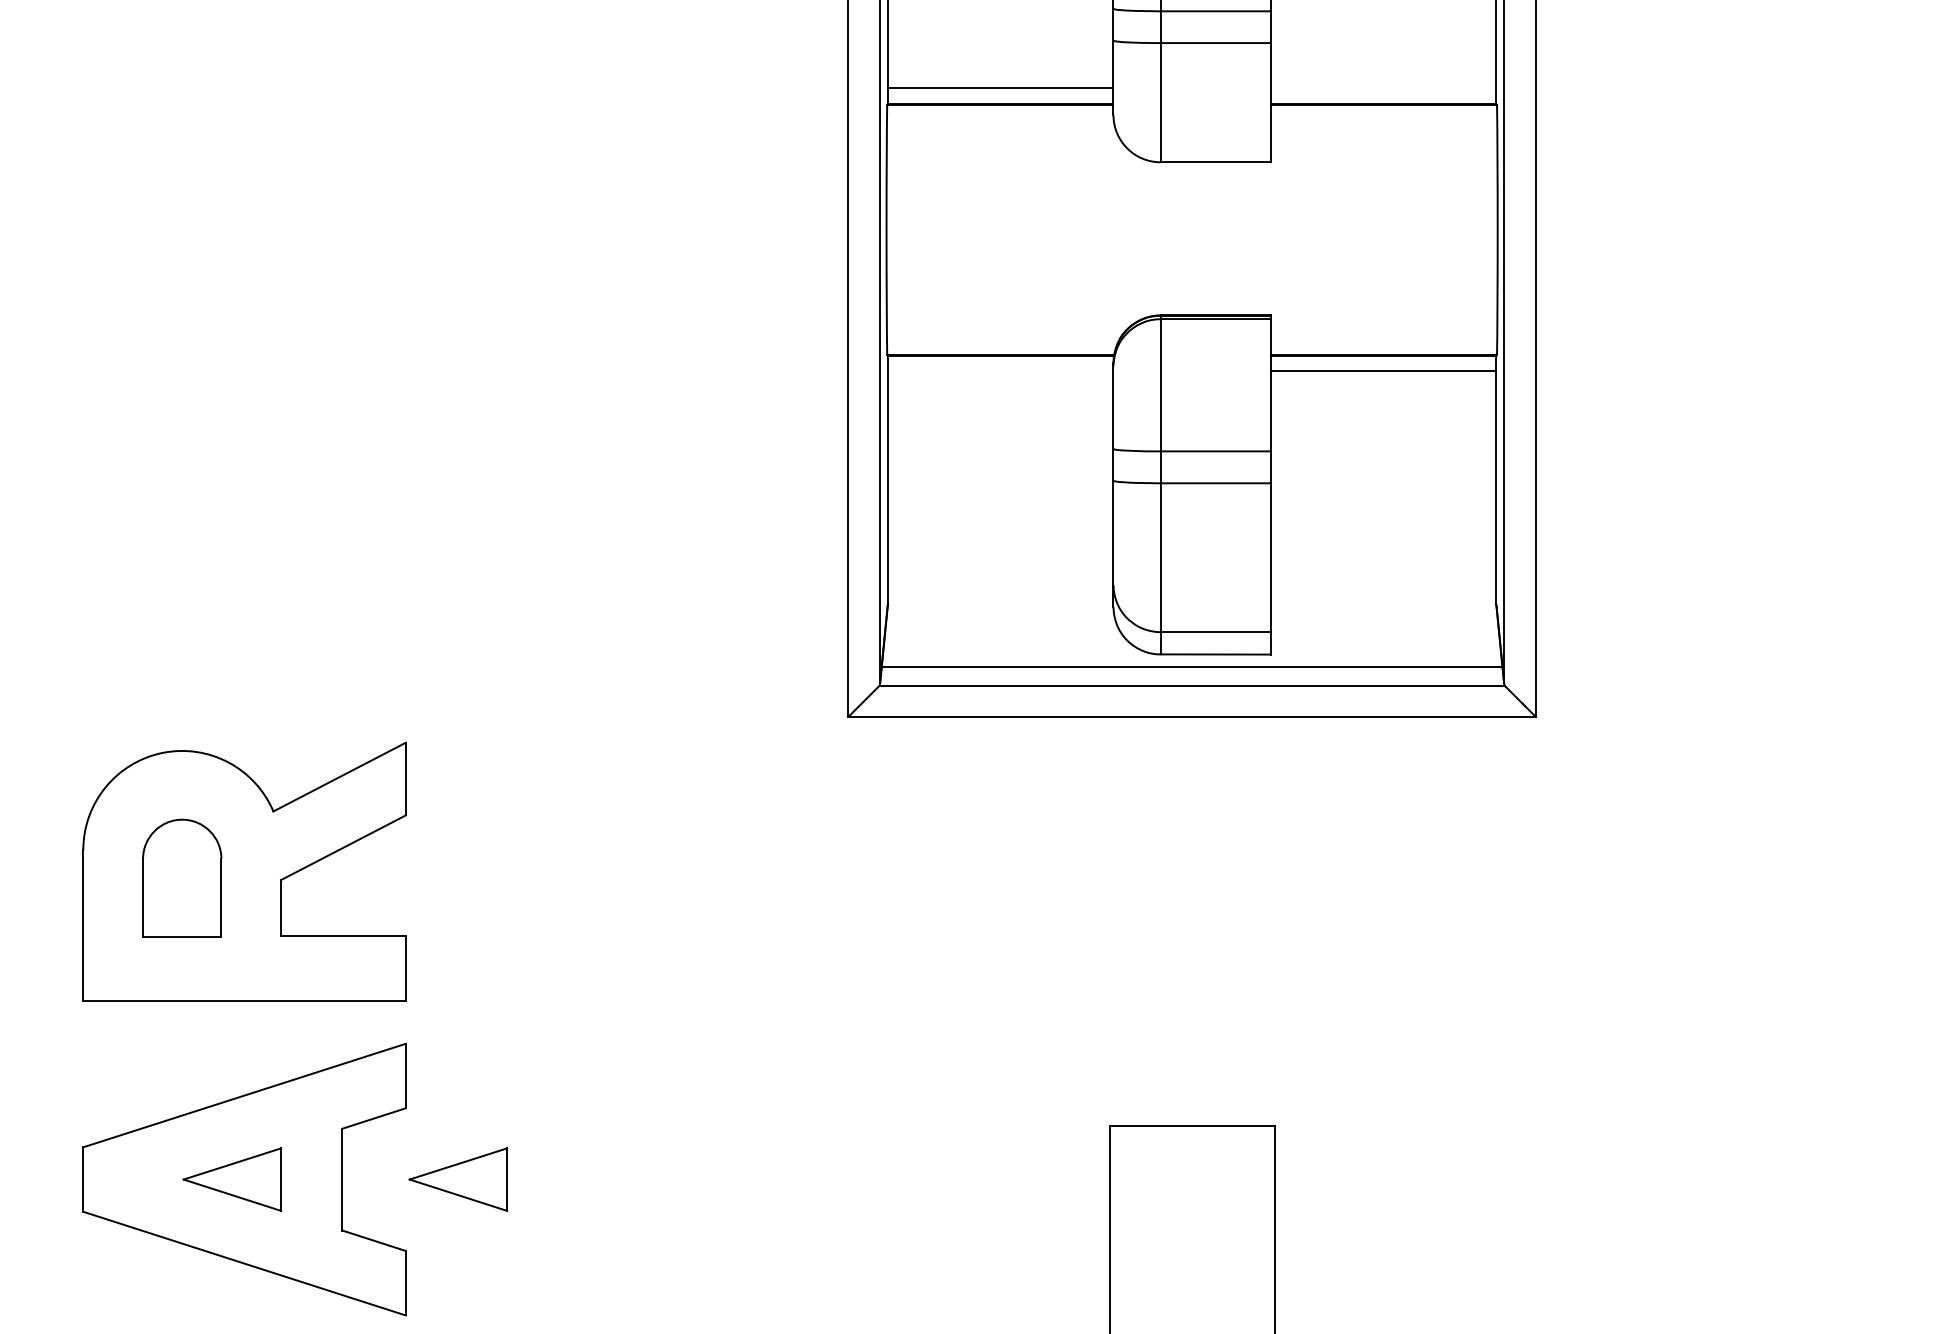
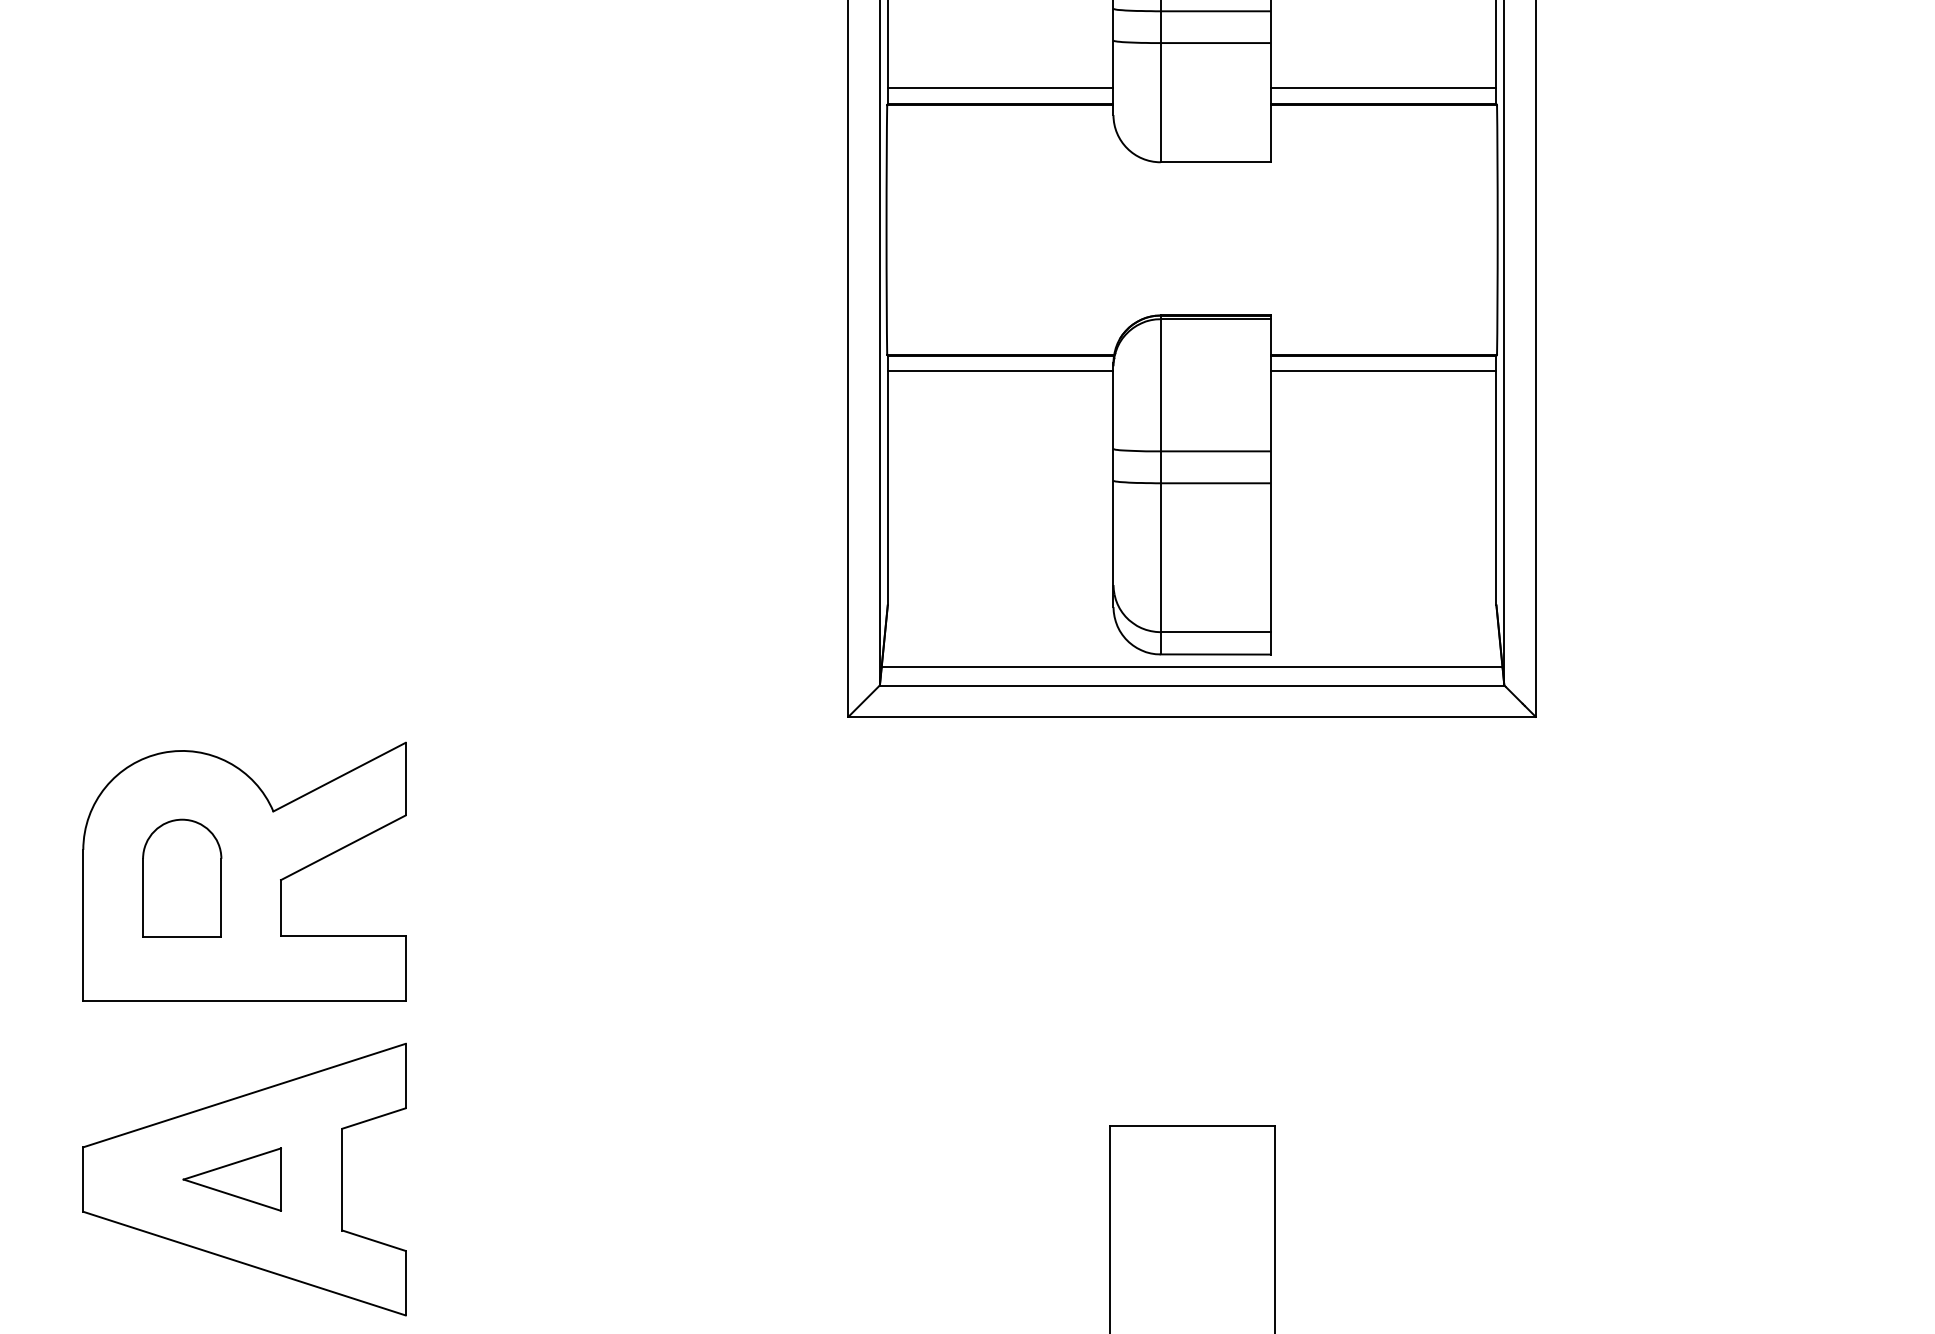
line: none -> present (1383, 88)
line: none -> present (1000, 371)
part: present -> none (457, 1179)
